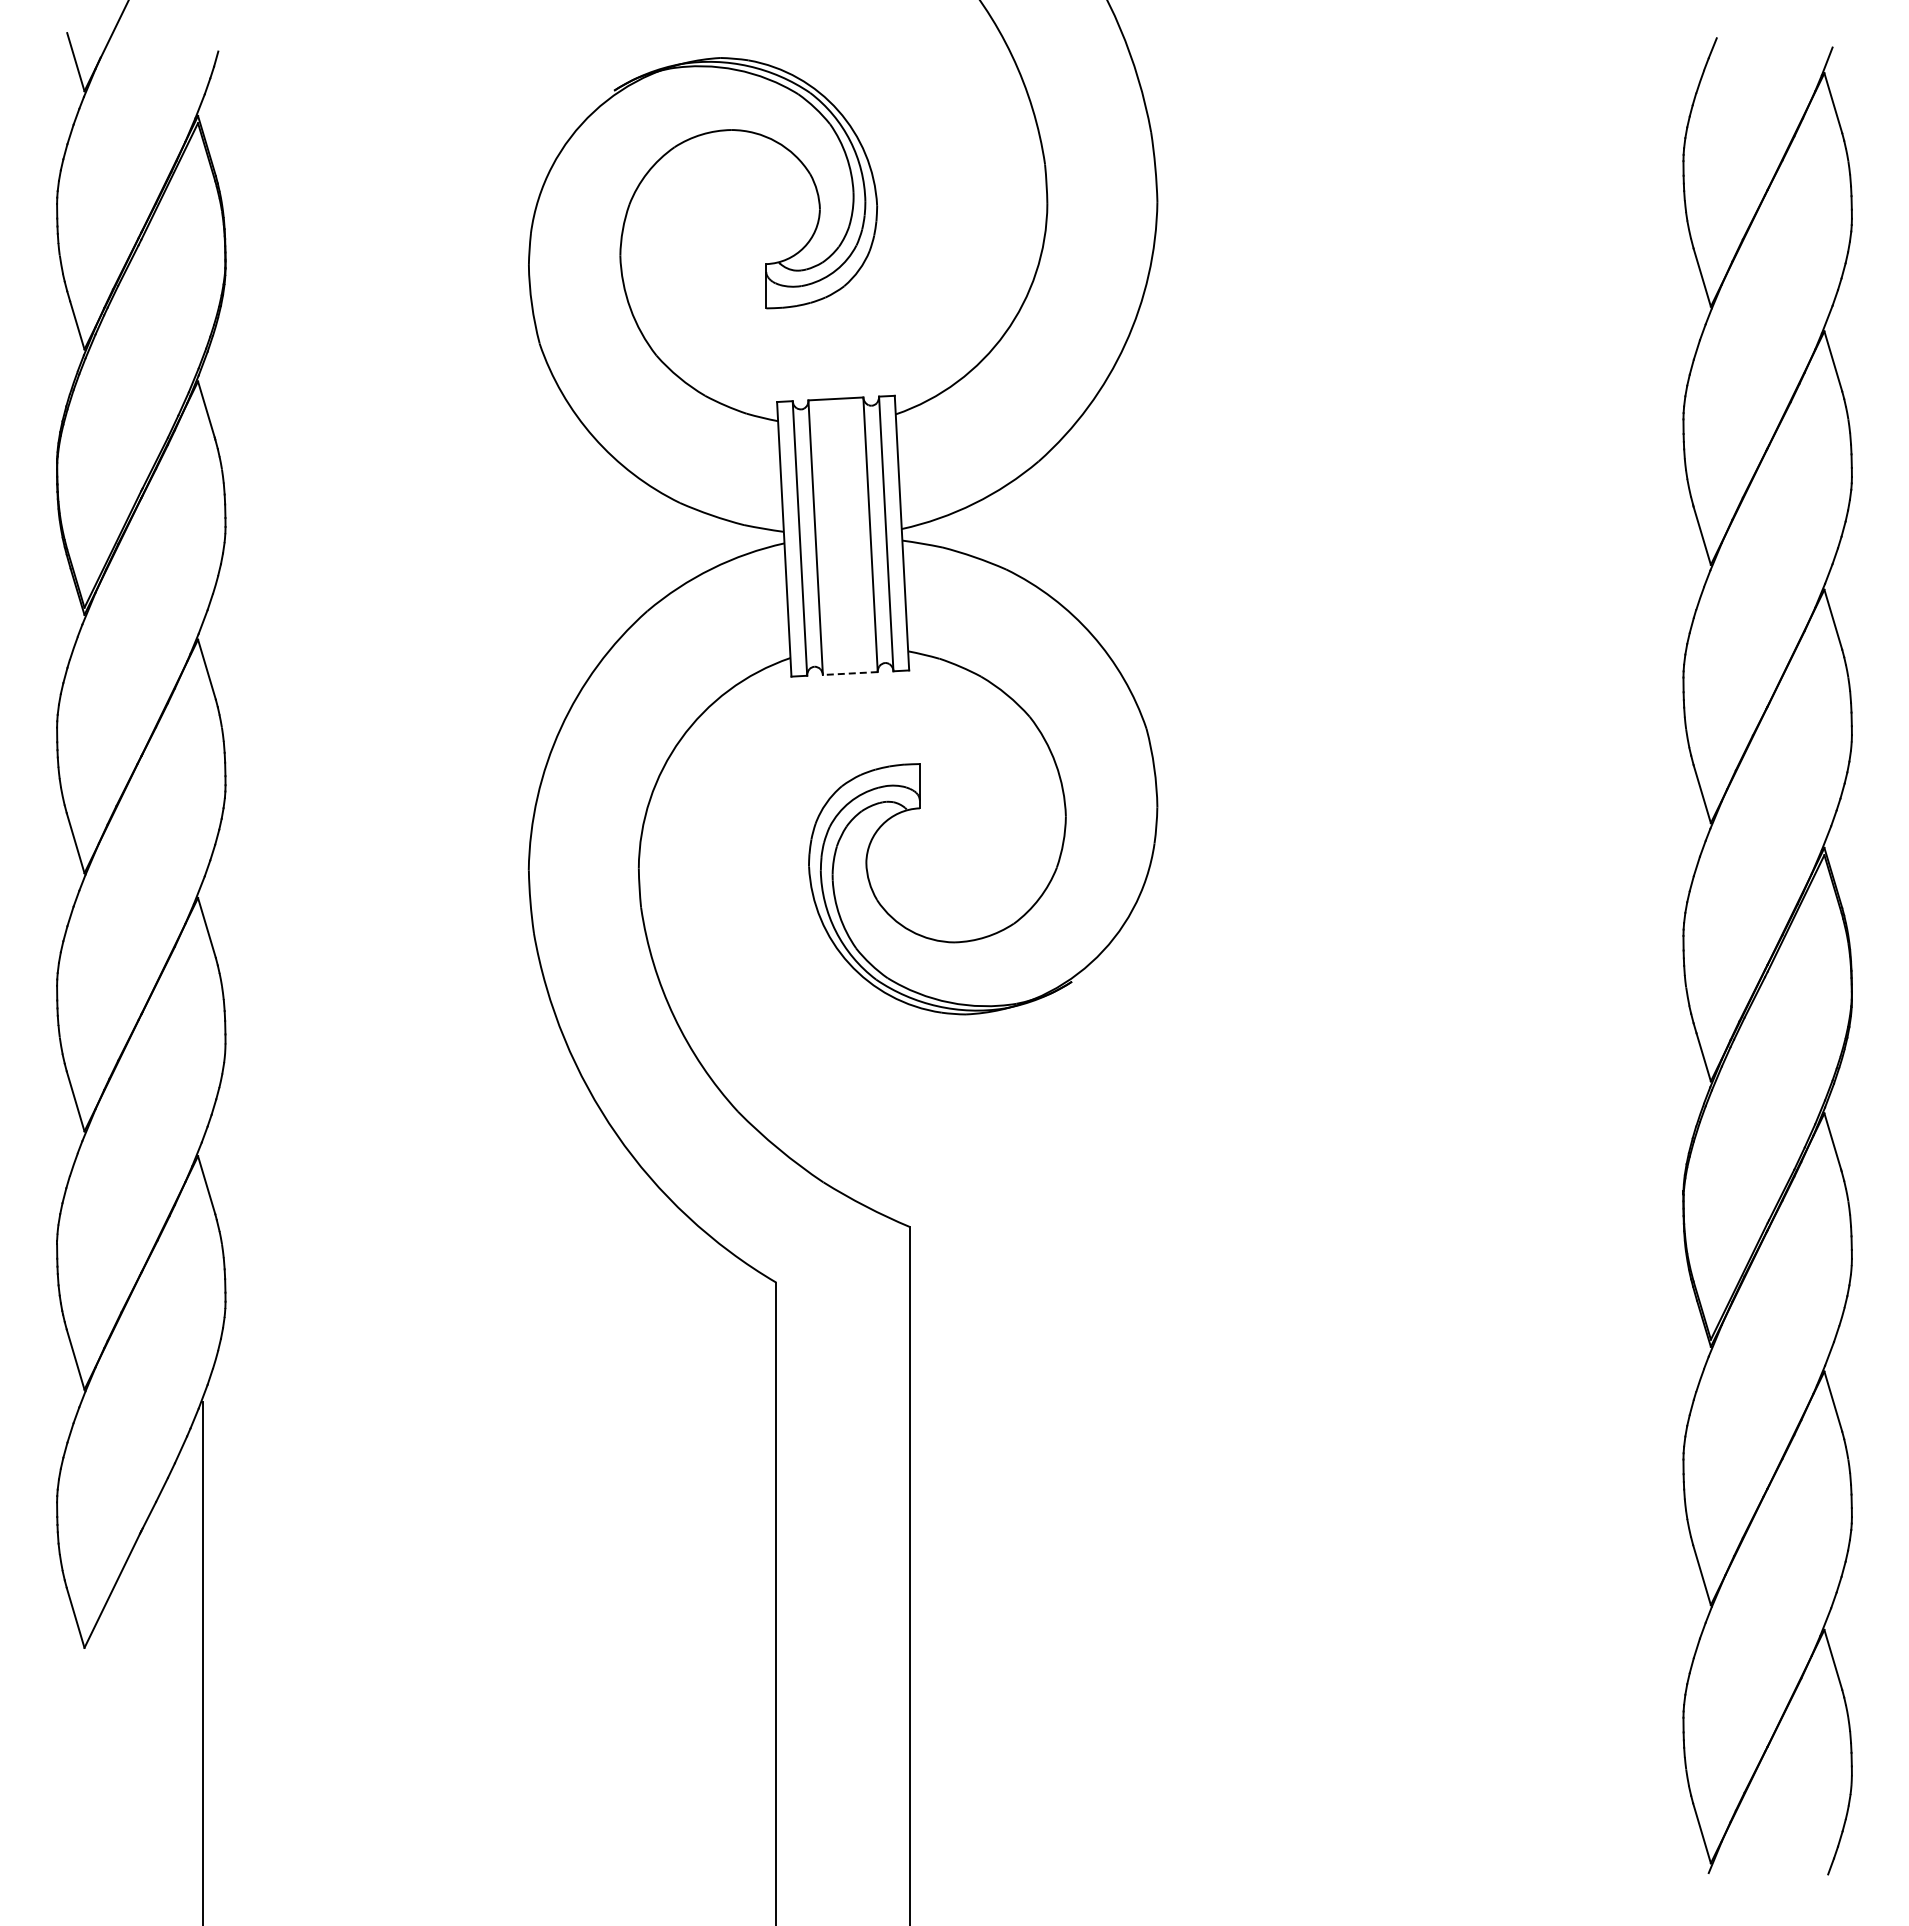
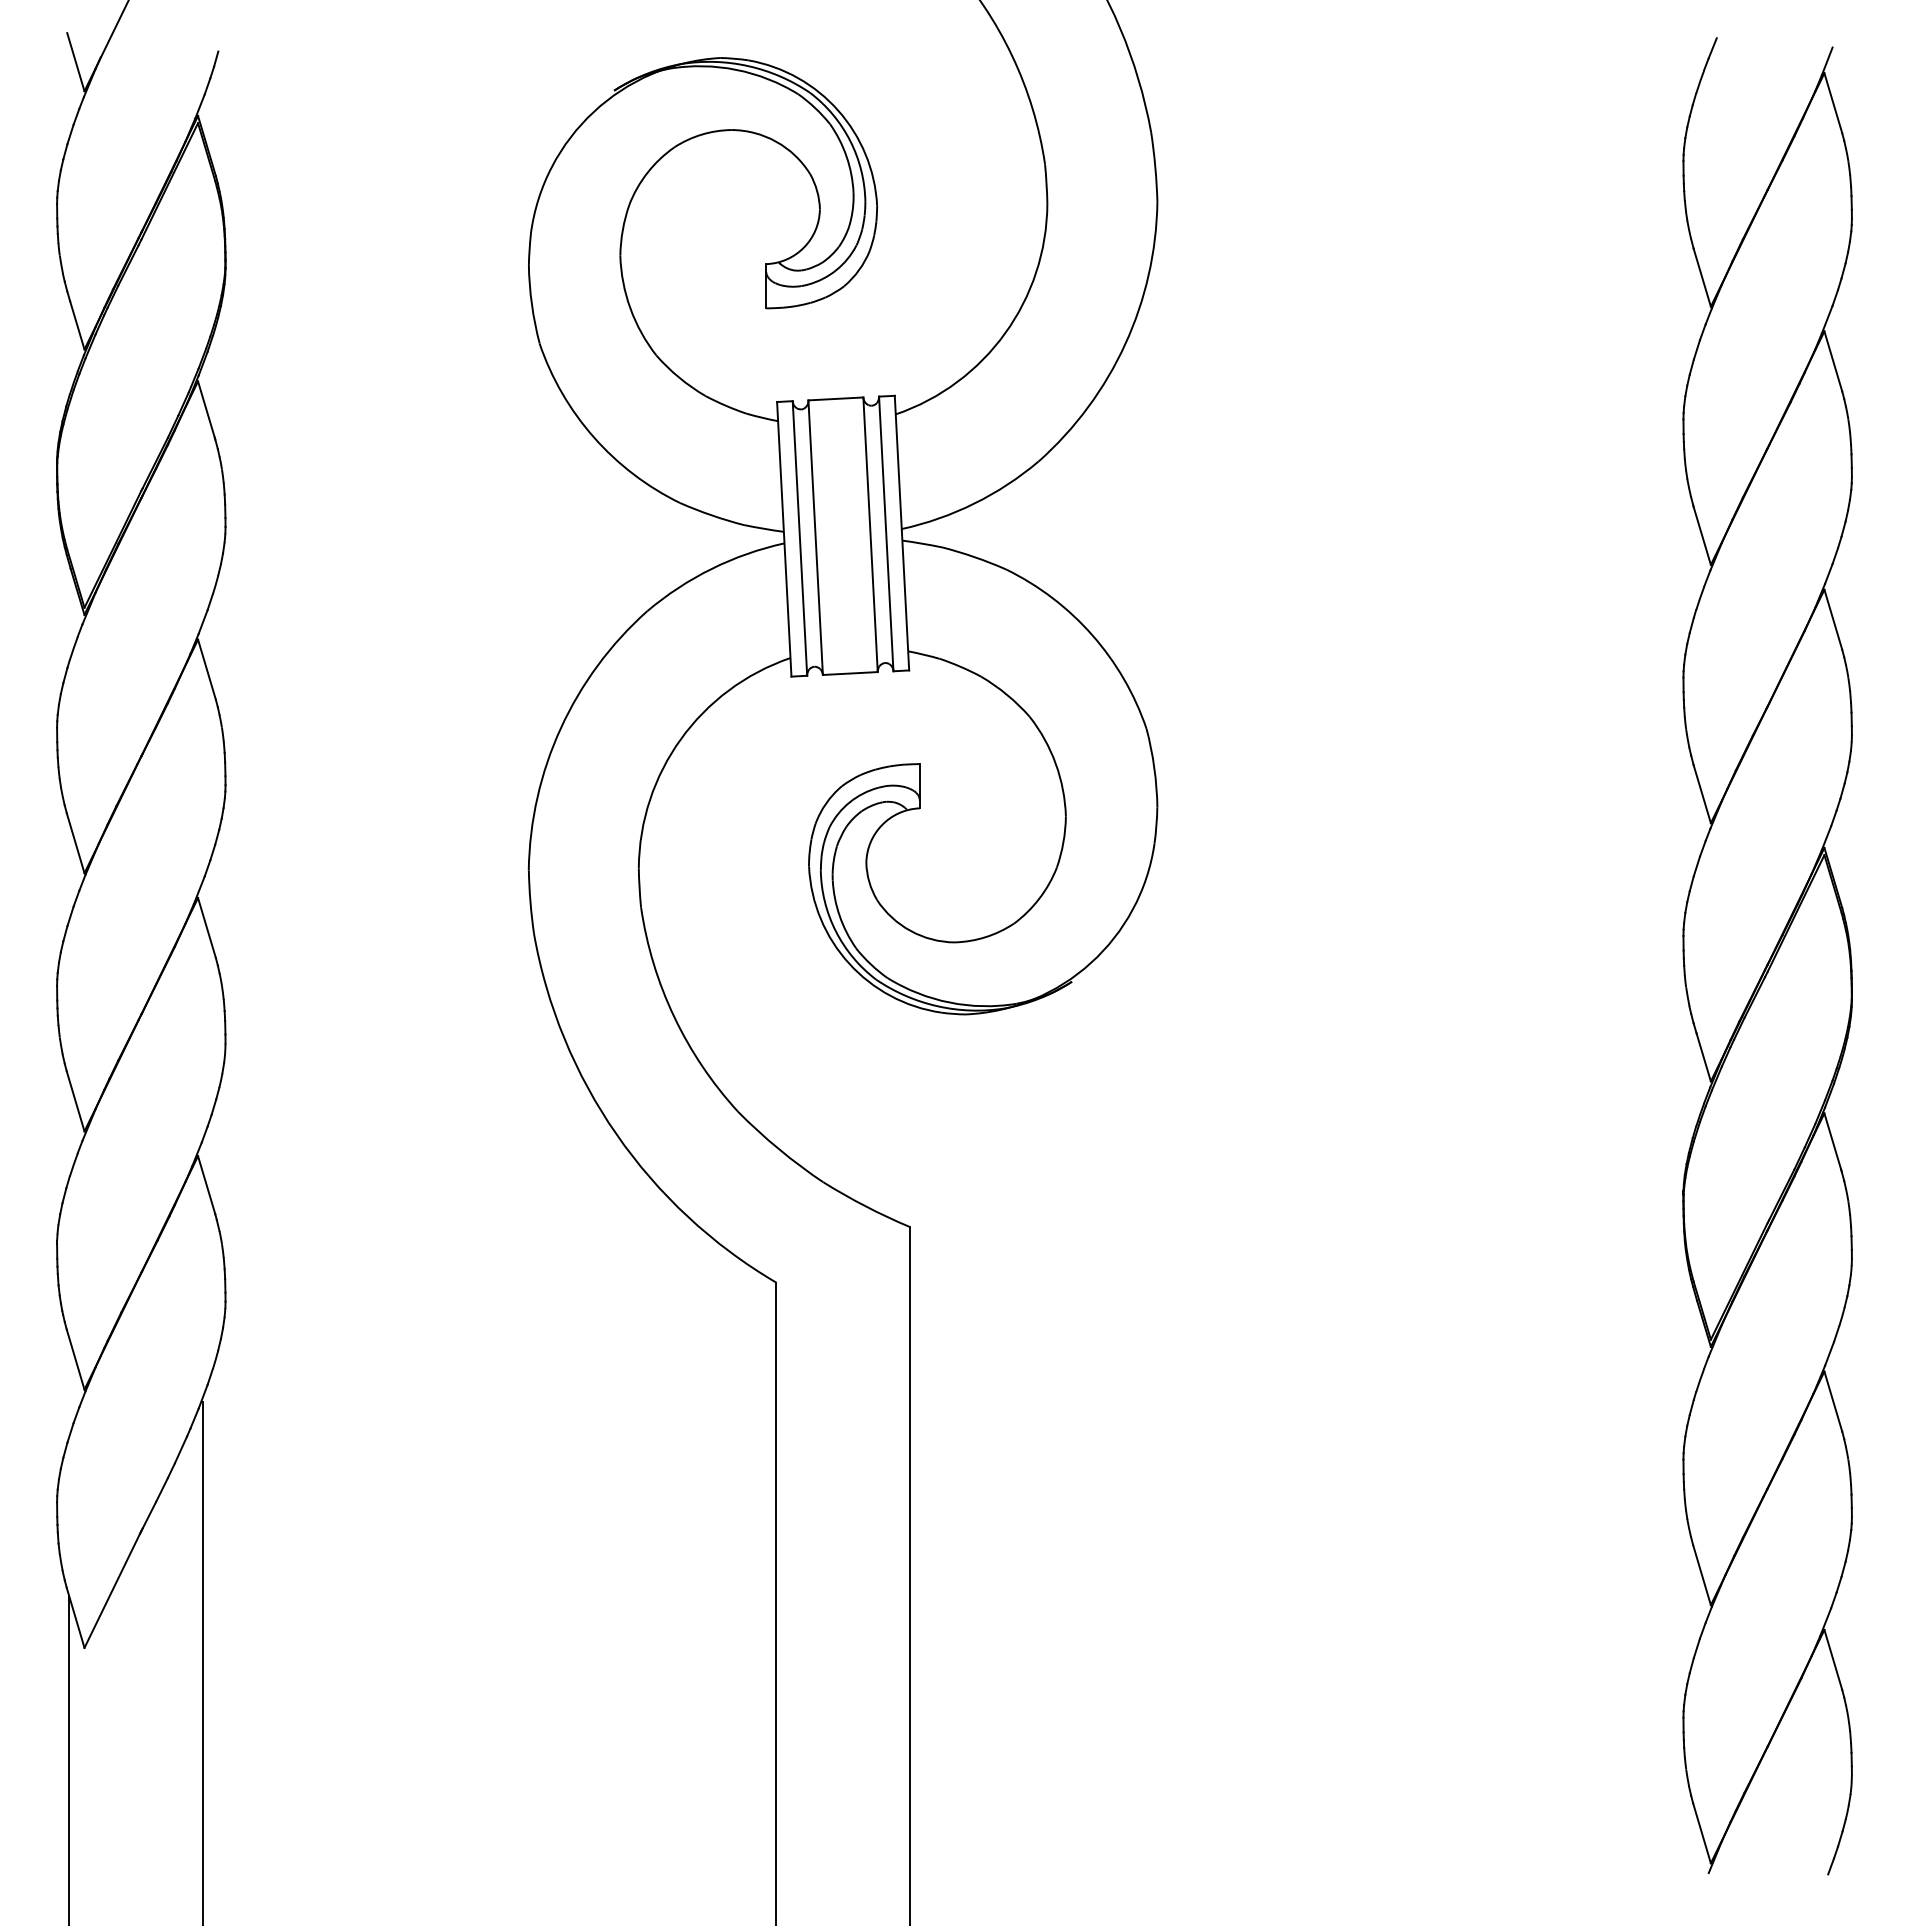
line: dashed -> solid (849, 673)
line: none -> present (69, 1759)
